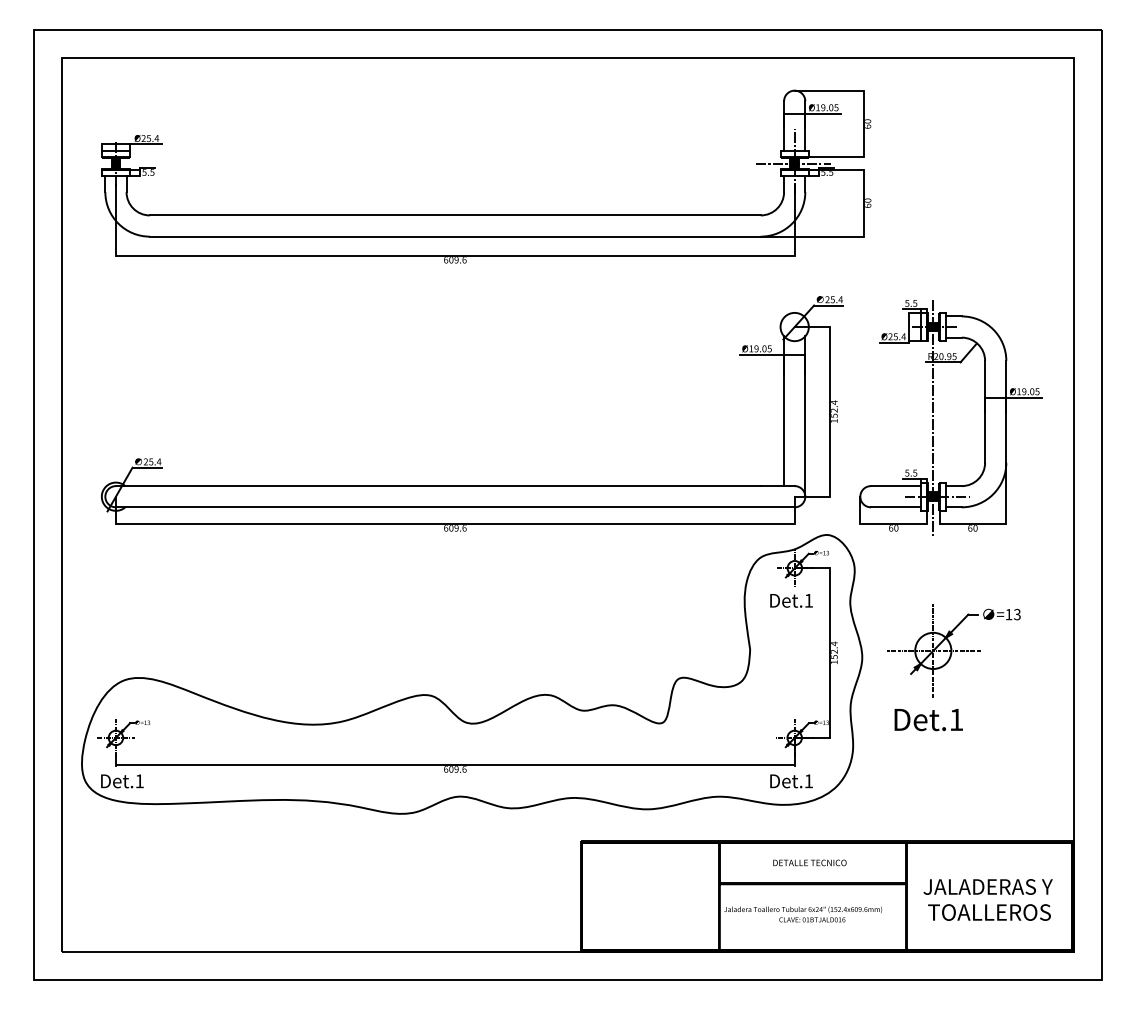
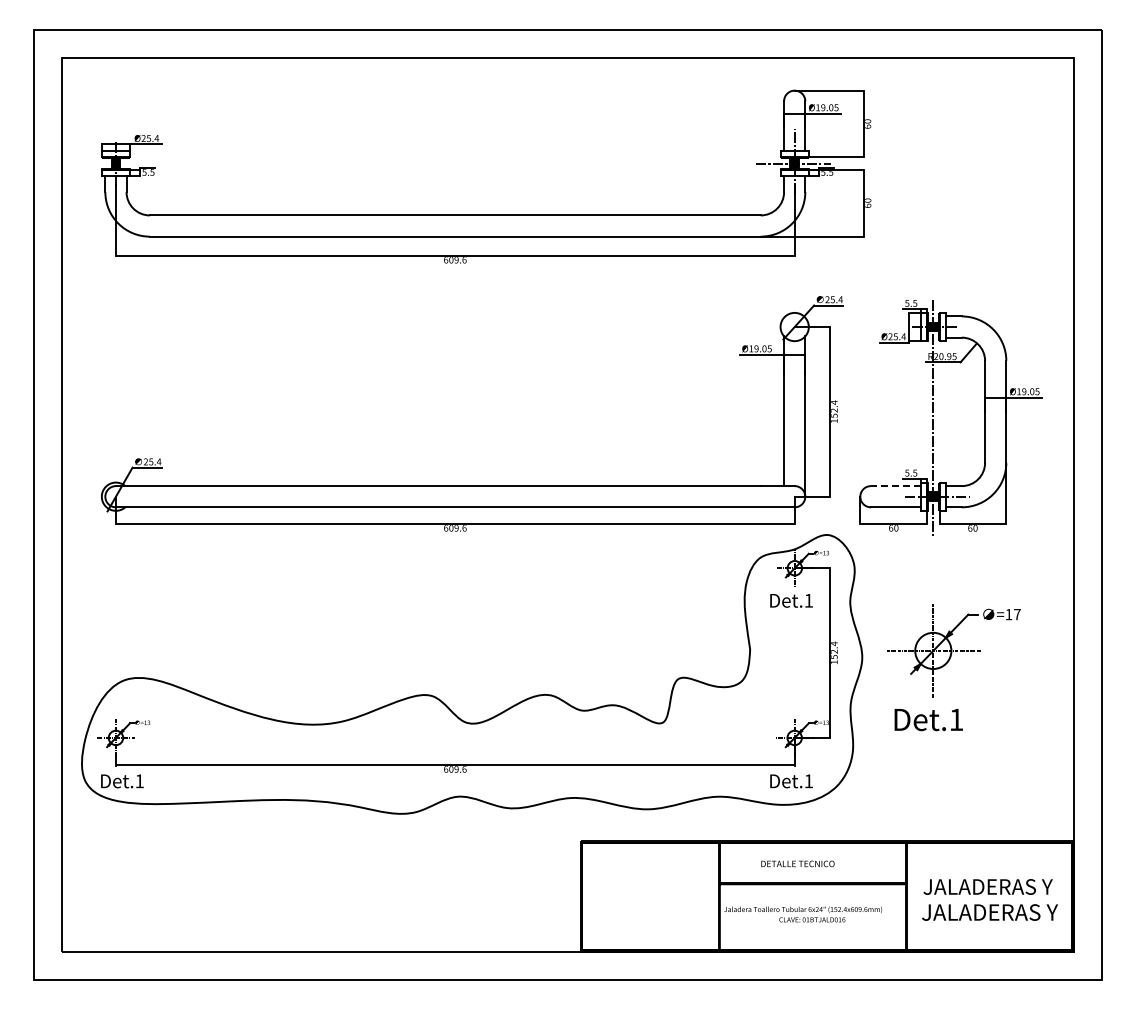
line: solid -> dashed (895, 486)
text: =13 -> =17 (1016, 614)
text position: (809, 862) -> (797, 863) (797, 863)
text: TOALLEROS -> JALADERAS Y (989, 912)
